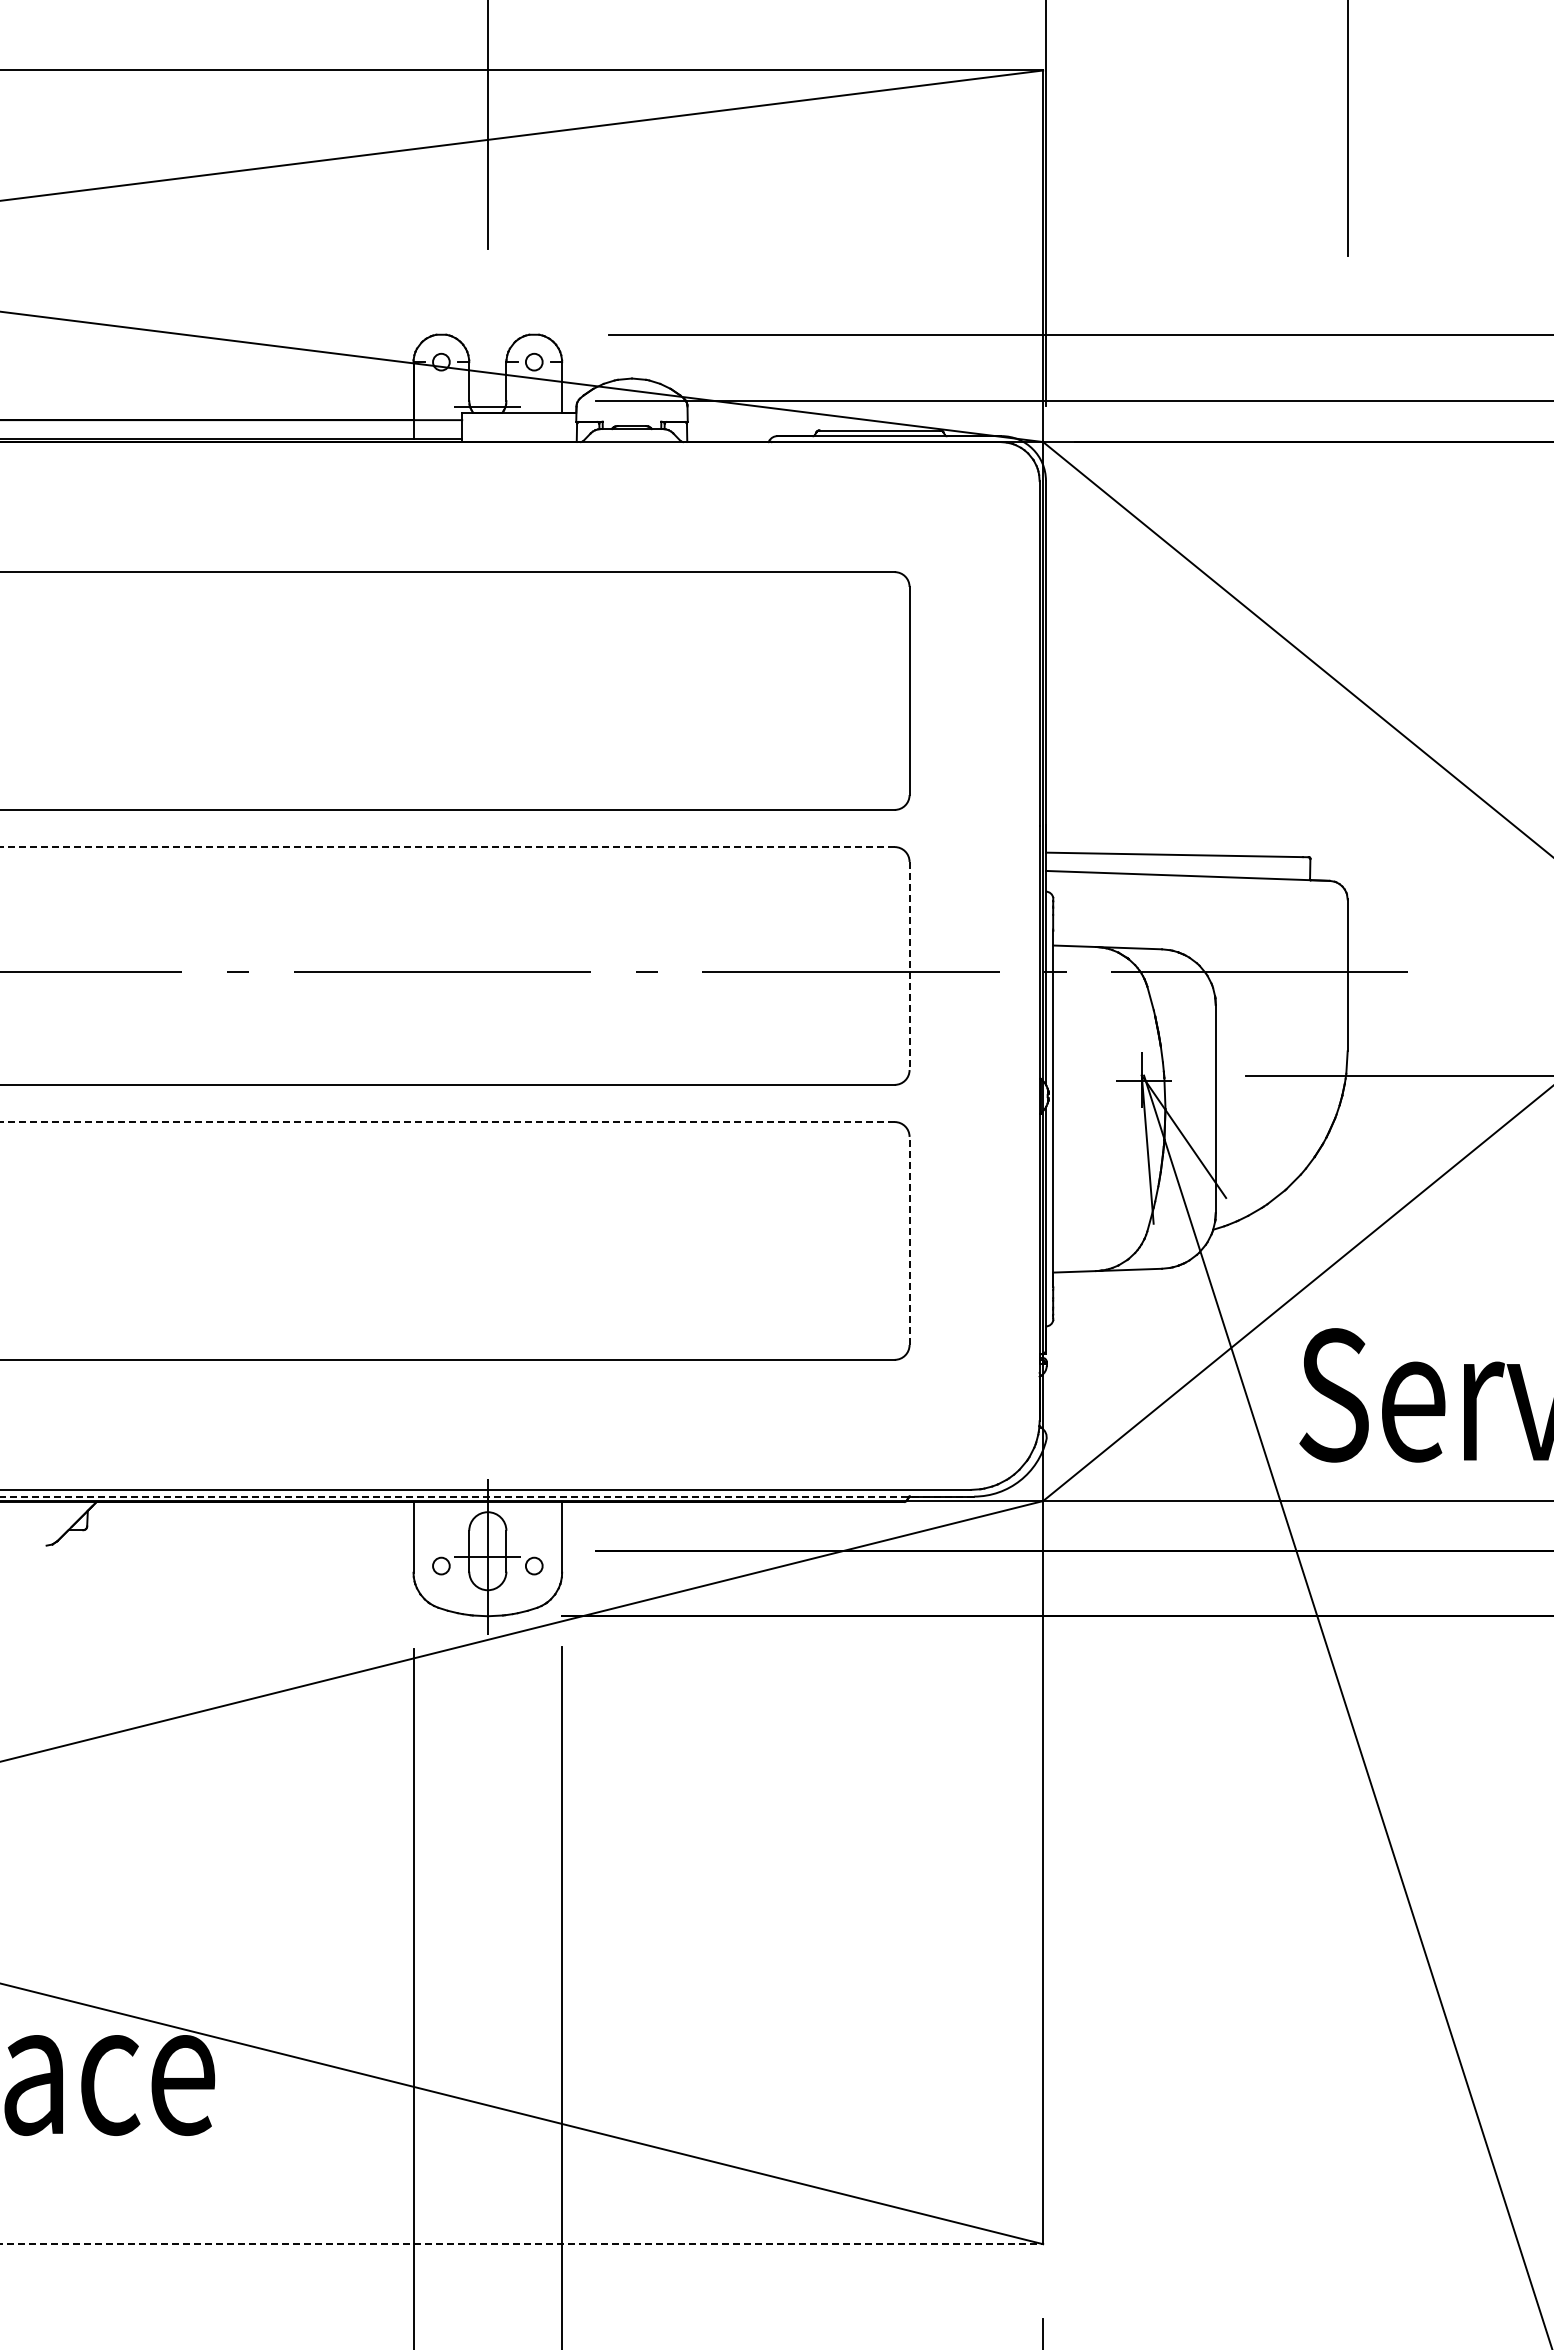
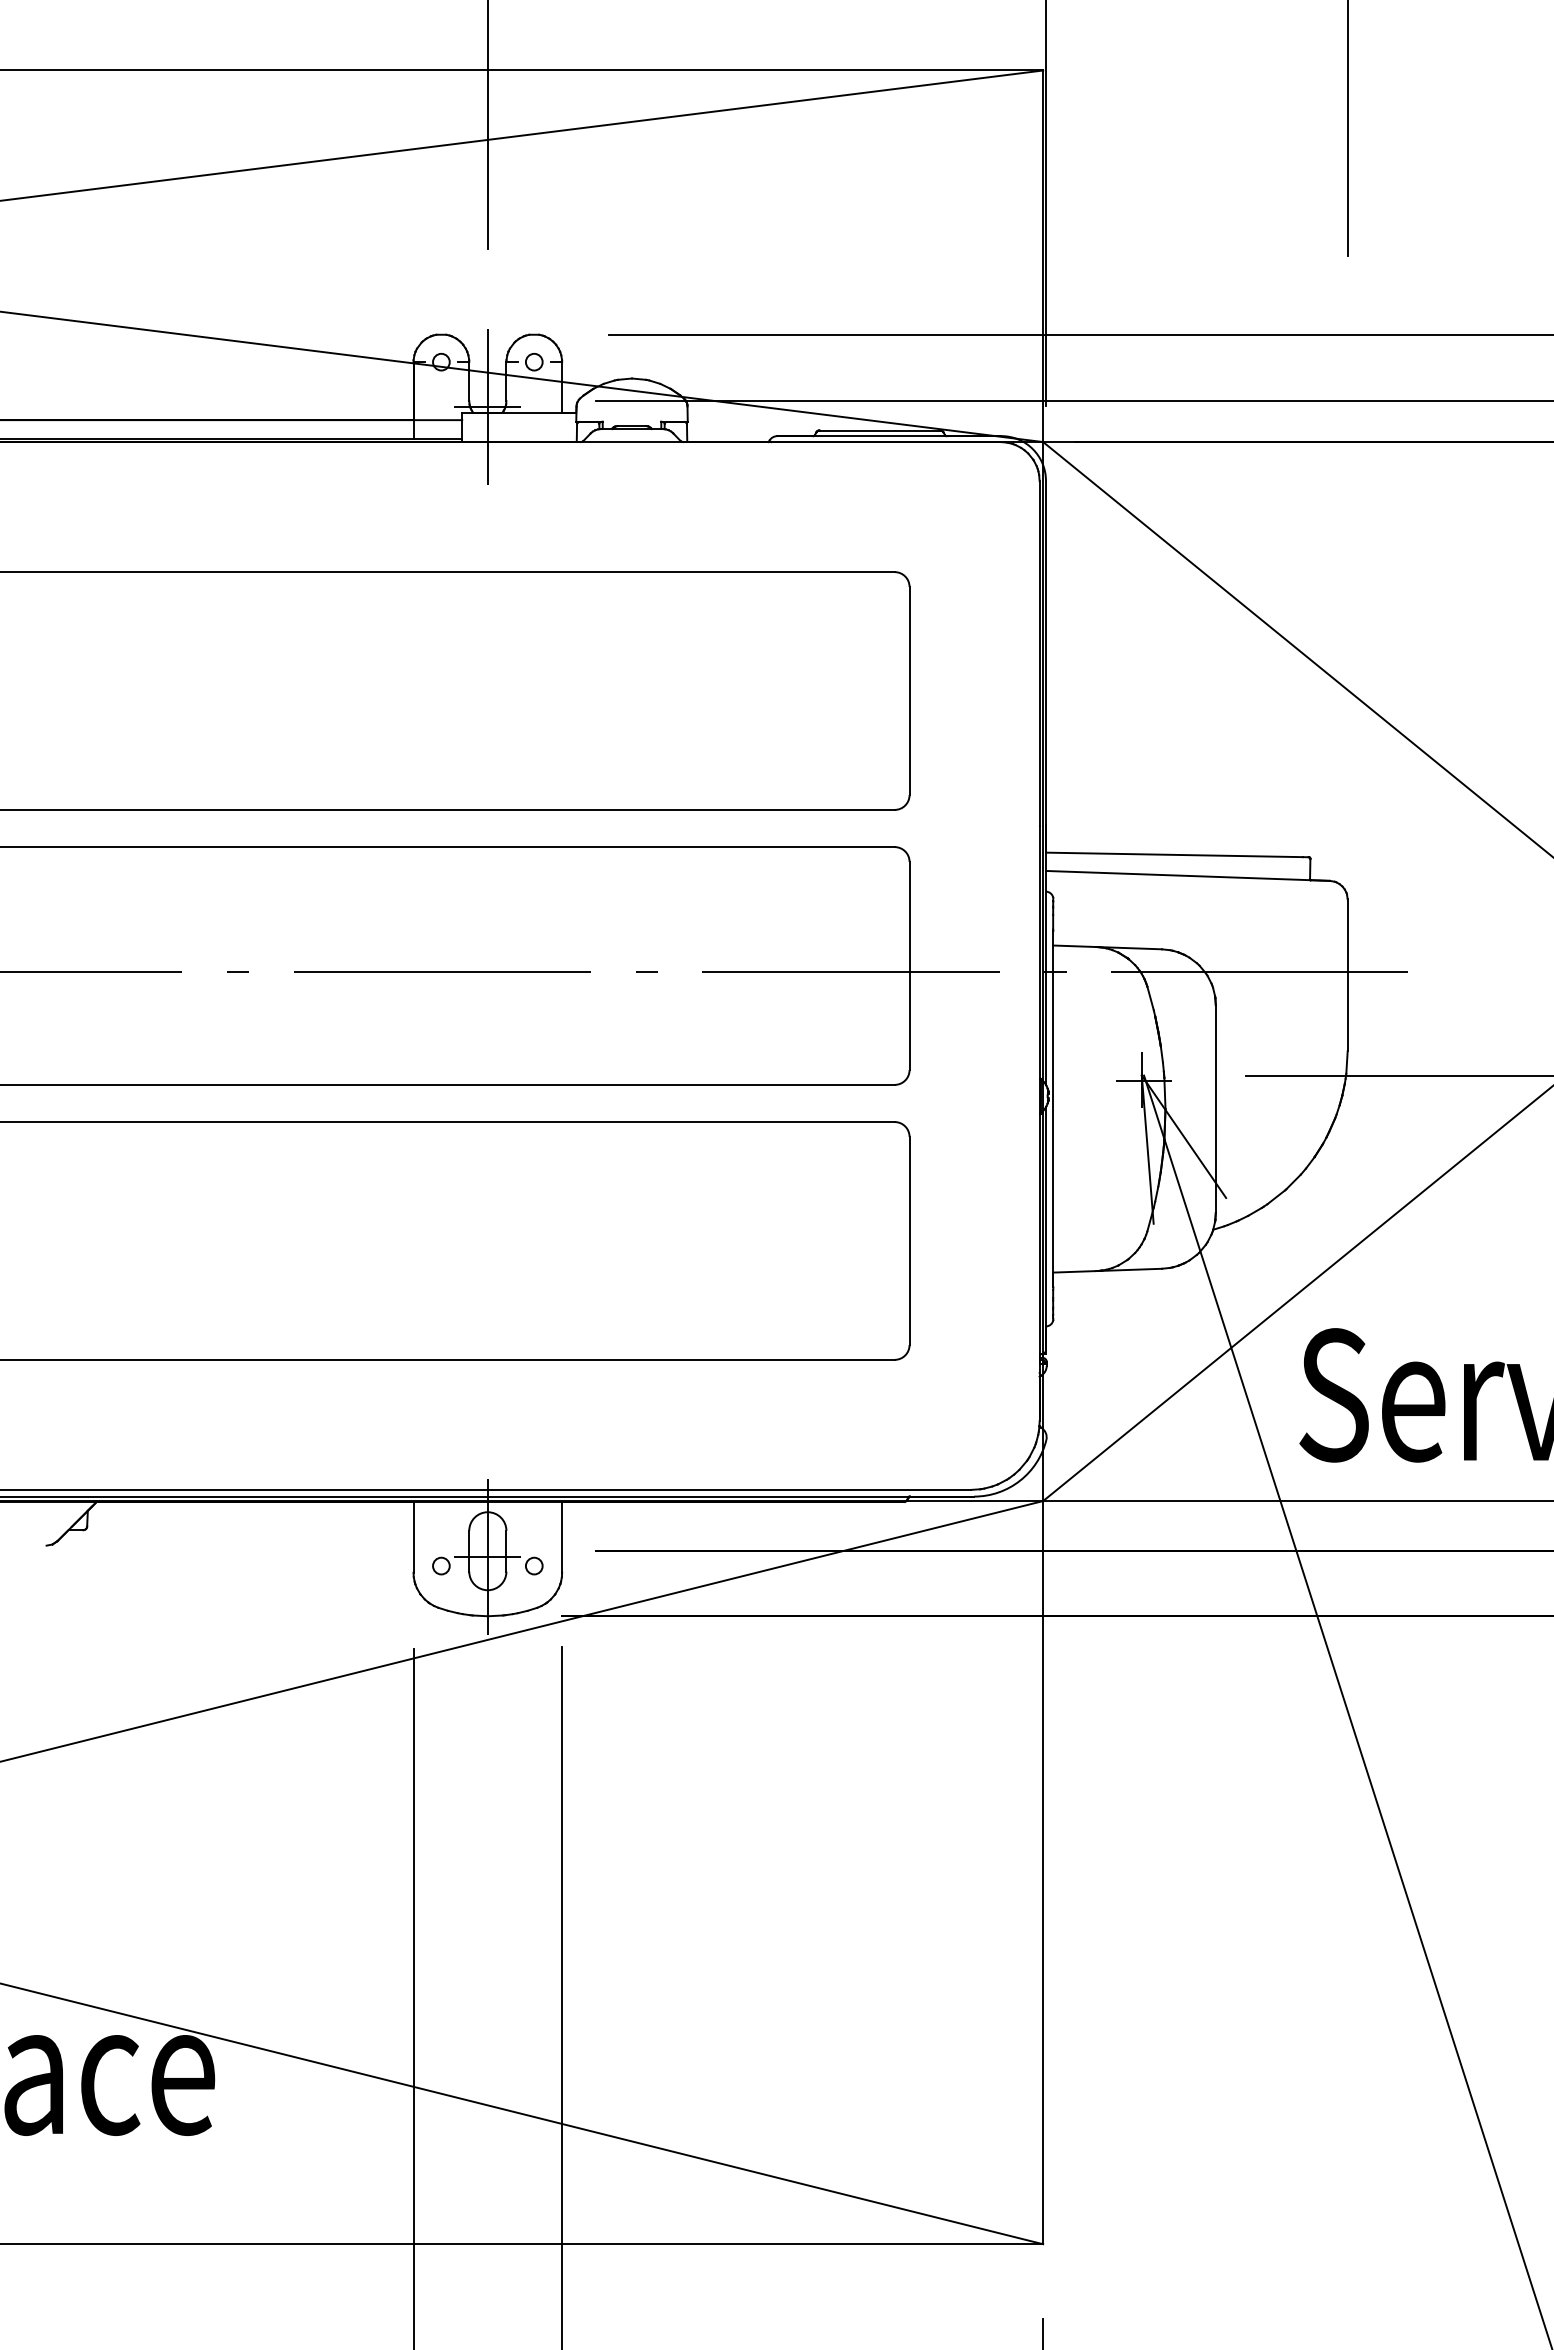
line: none -> present (487, 406)
line: dashed -> solid (447, 847)
line: dashed -> solid (909, 966)
line: dashed -> solid (447, 1122)
line: dashed -> solid (909, 1240)
line: dashed -> solid (487, 1496)
line: dashed -> solid (522, 2244)
